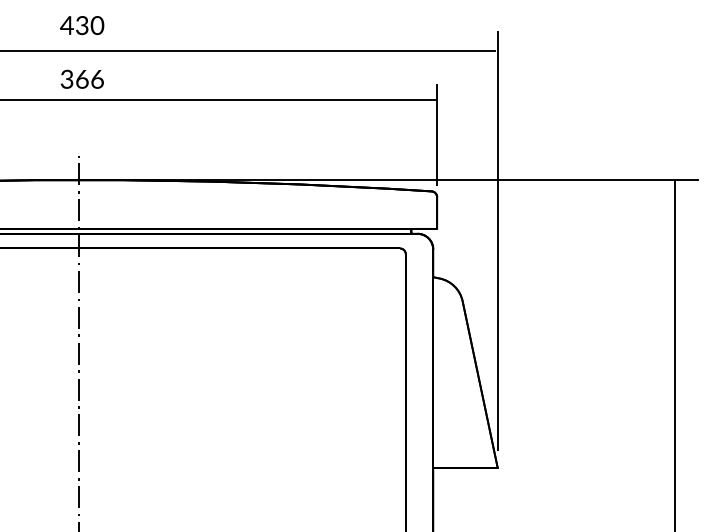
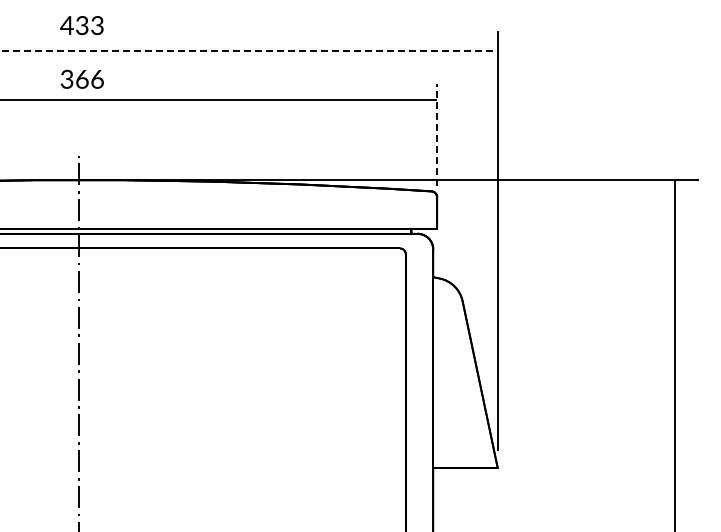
text: 430 -> 433 (97, 25)
line: solid -> dashed (248, 50)
line: solid -> dashed (437, 134)
